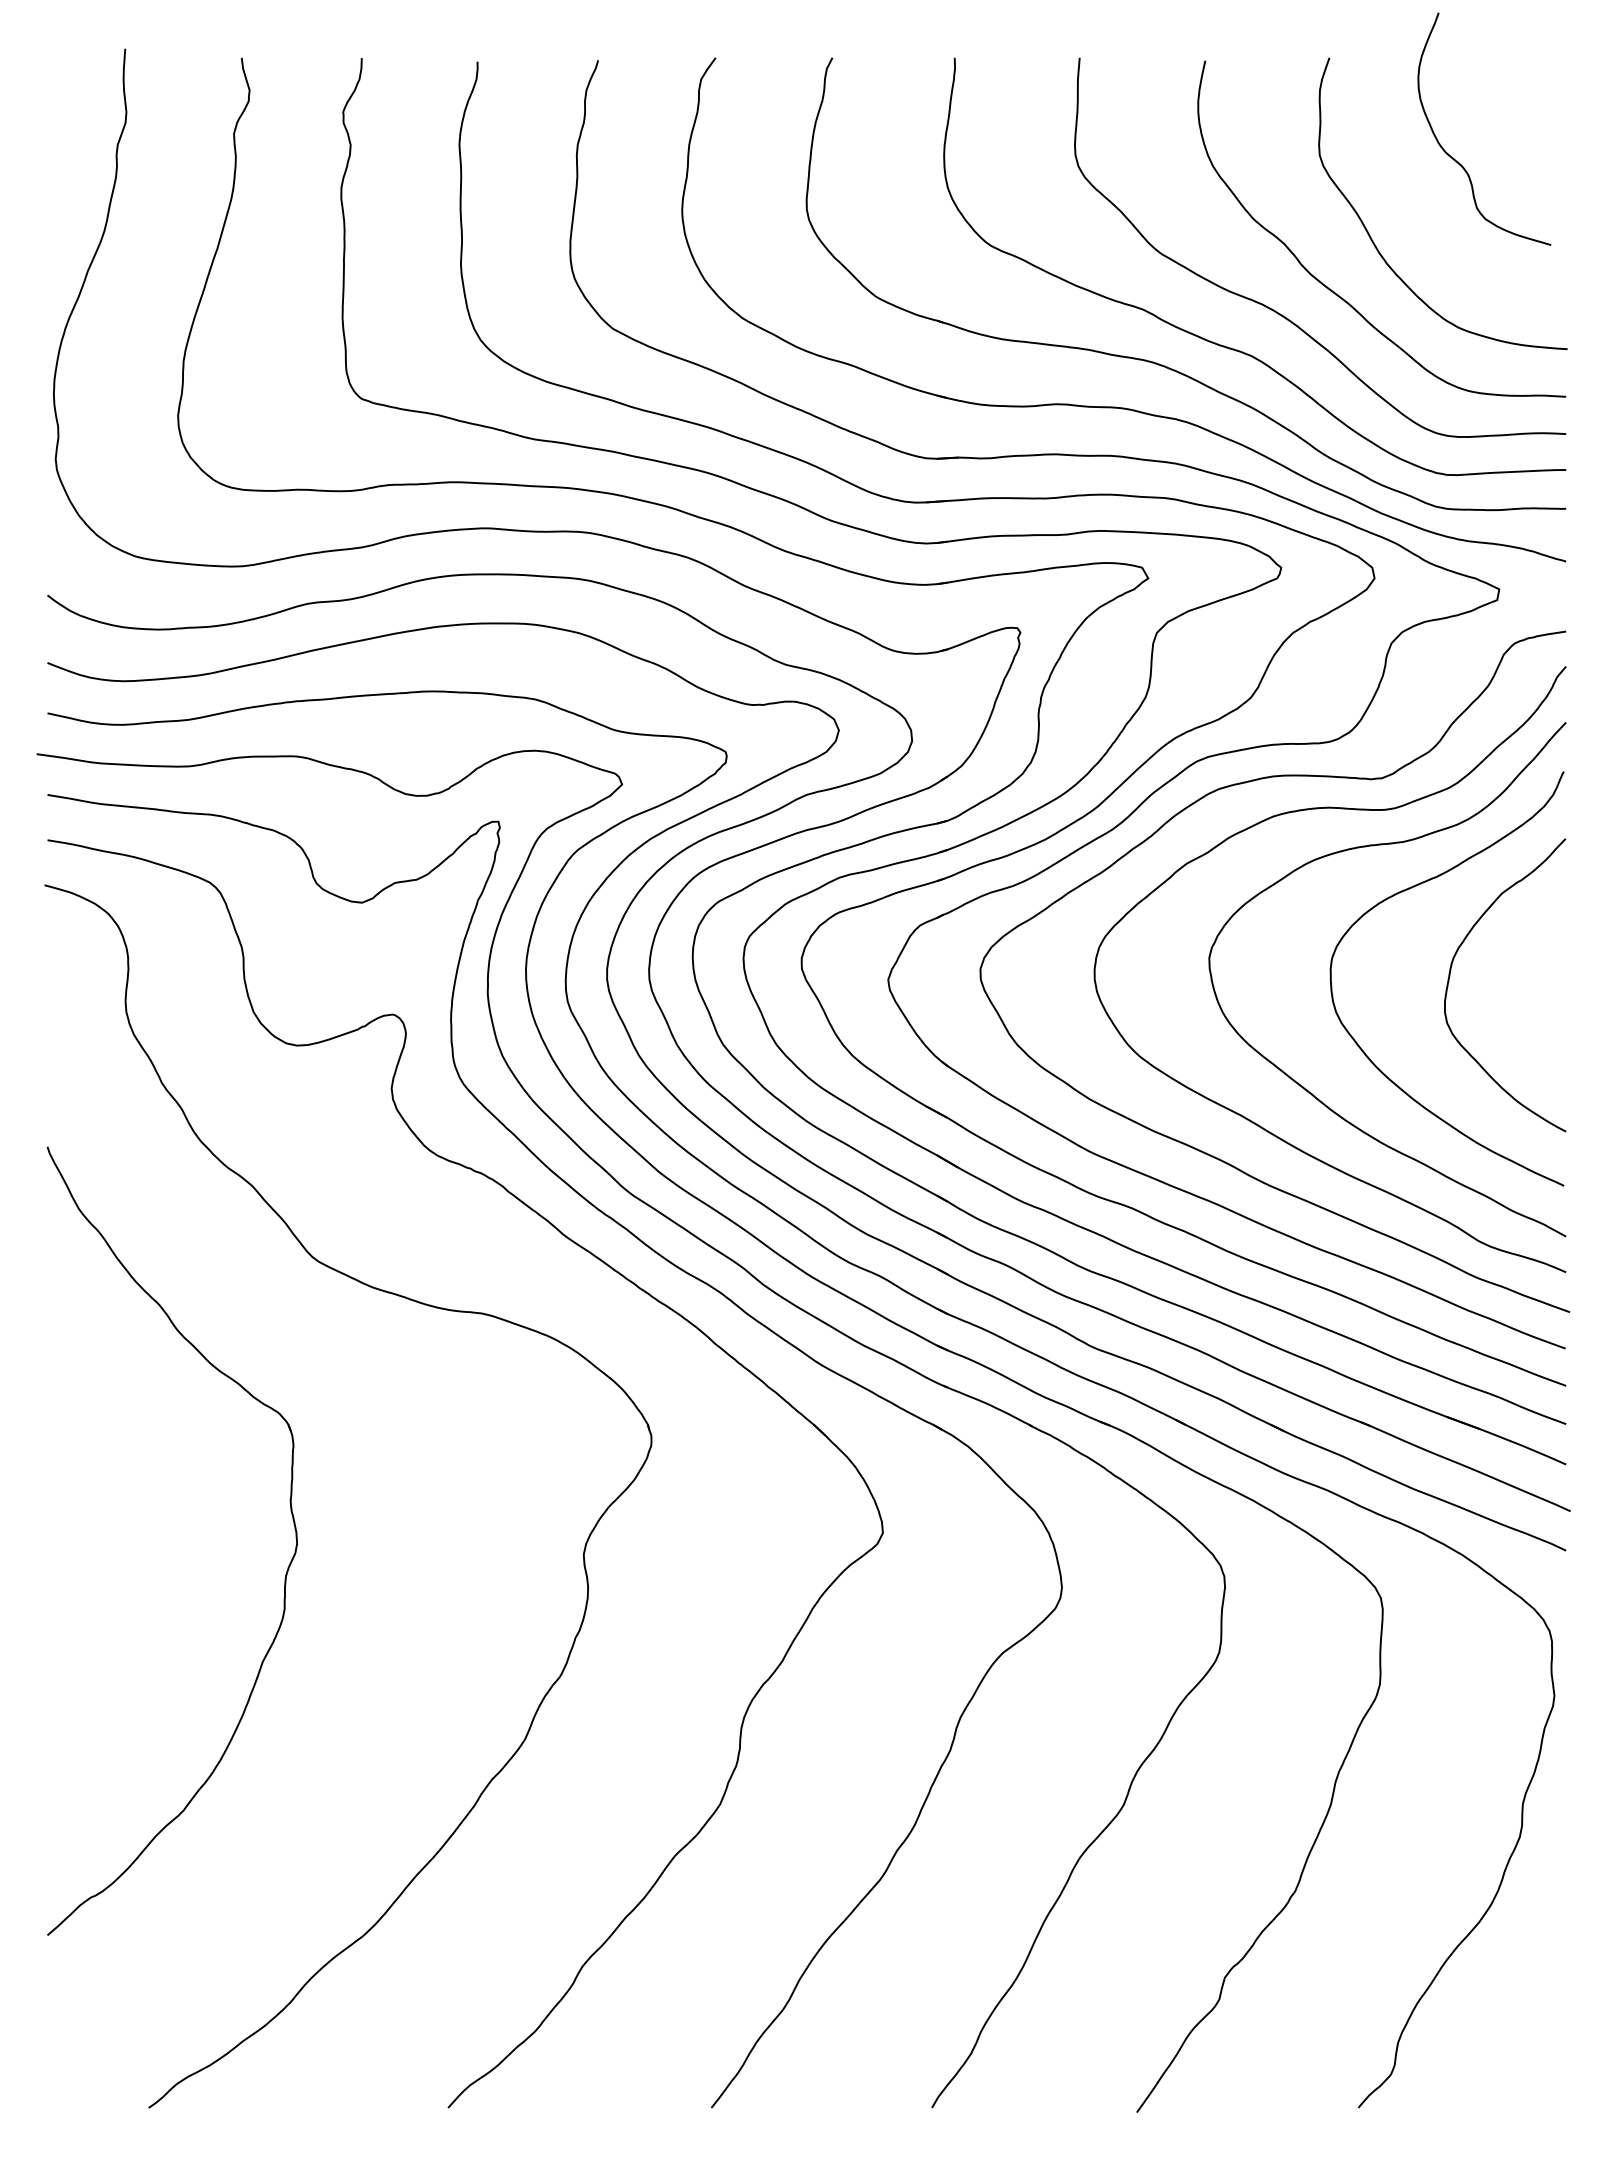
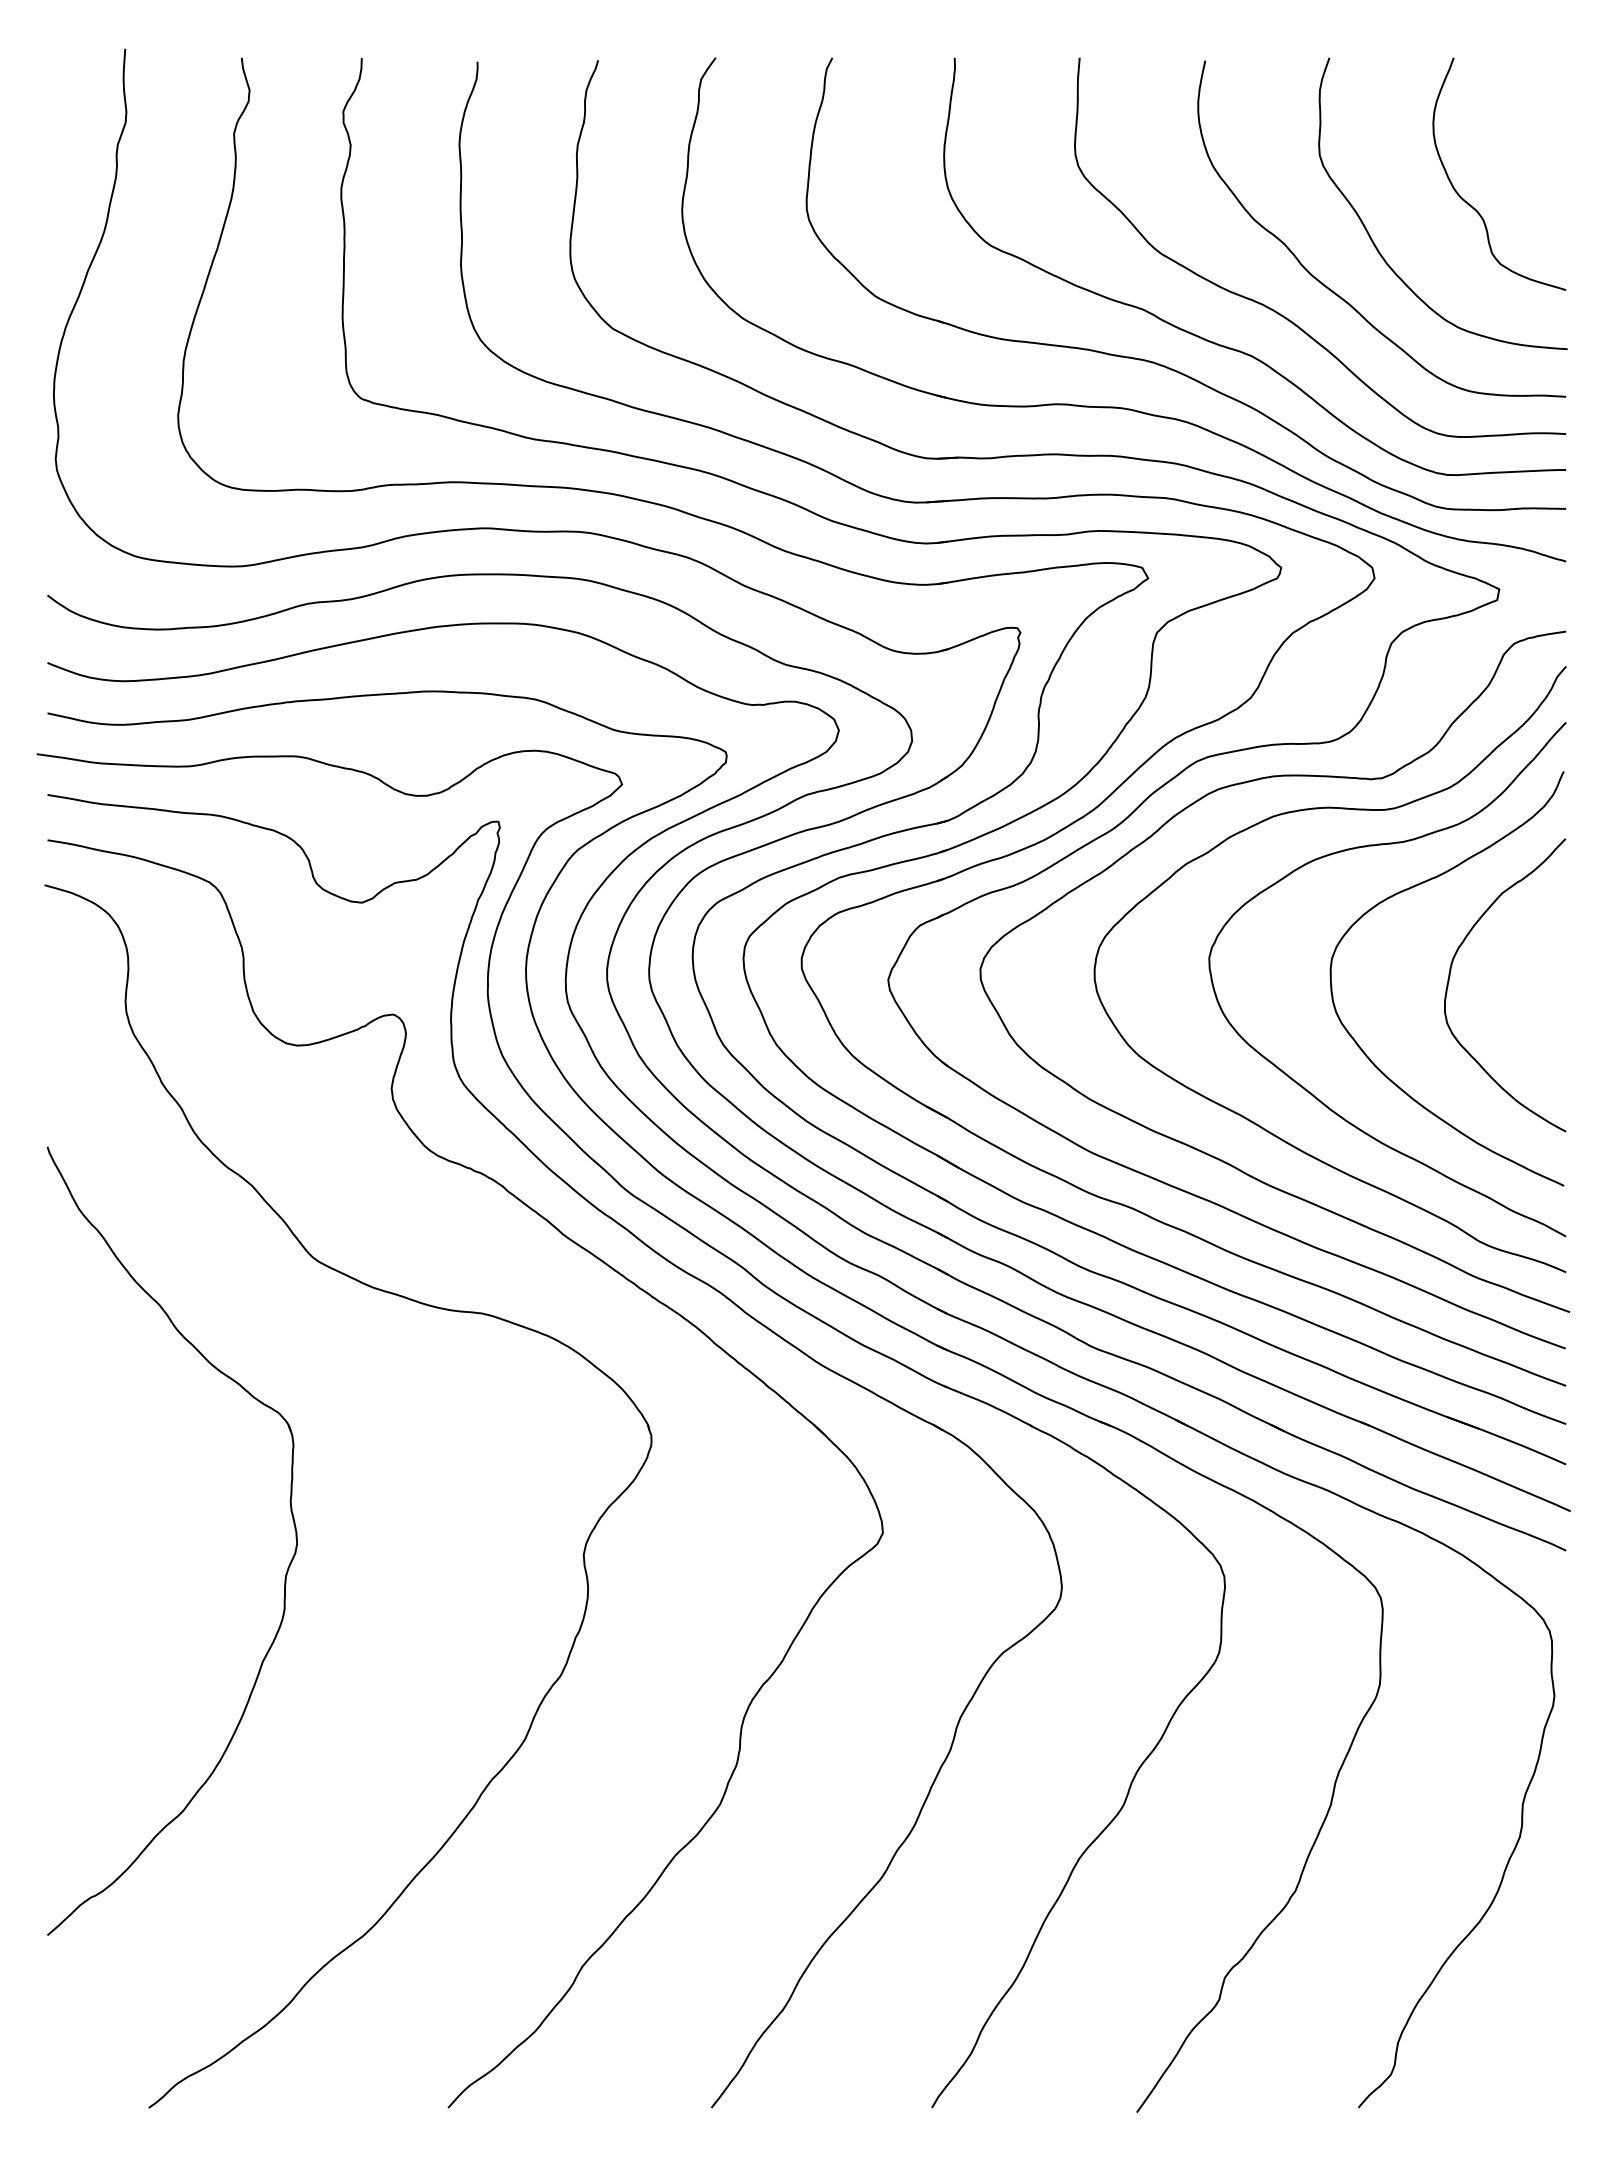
curve position: (1458, 161) -> (1473, 206) (1473, 206)
